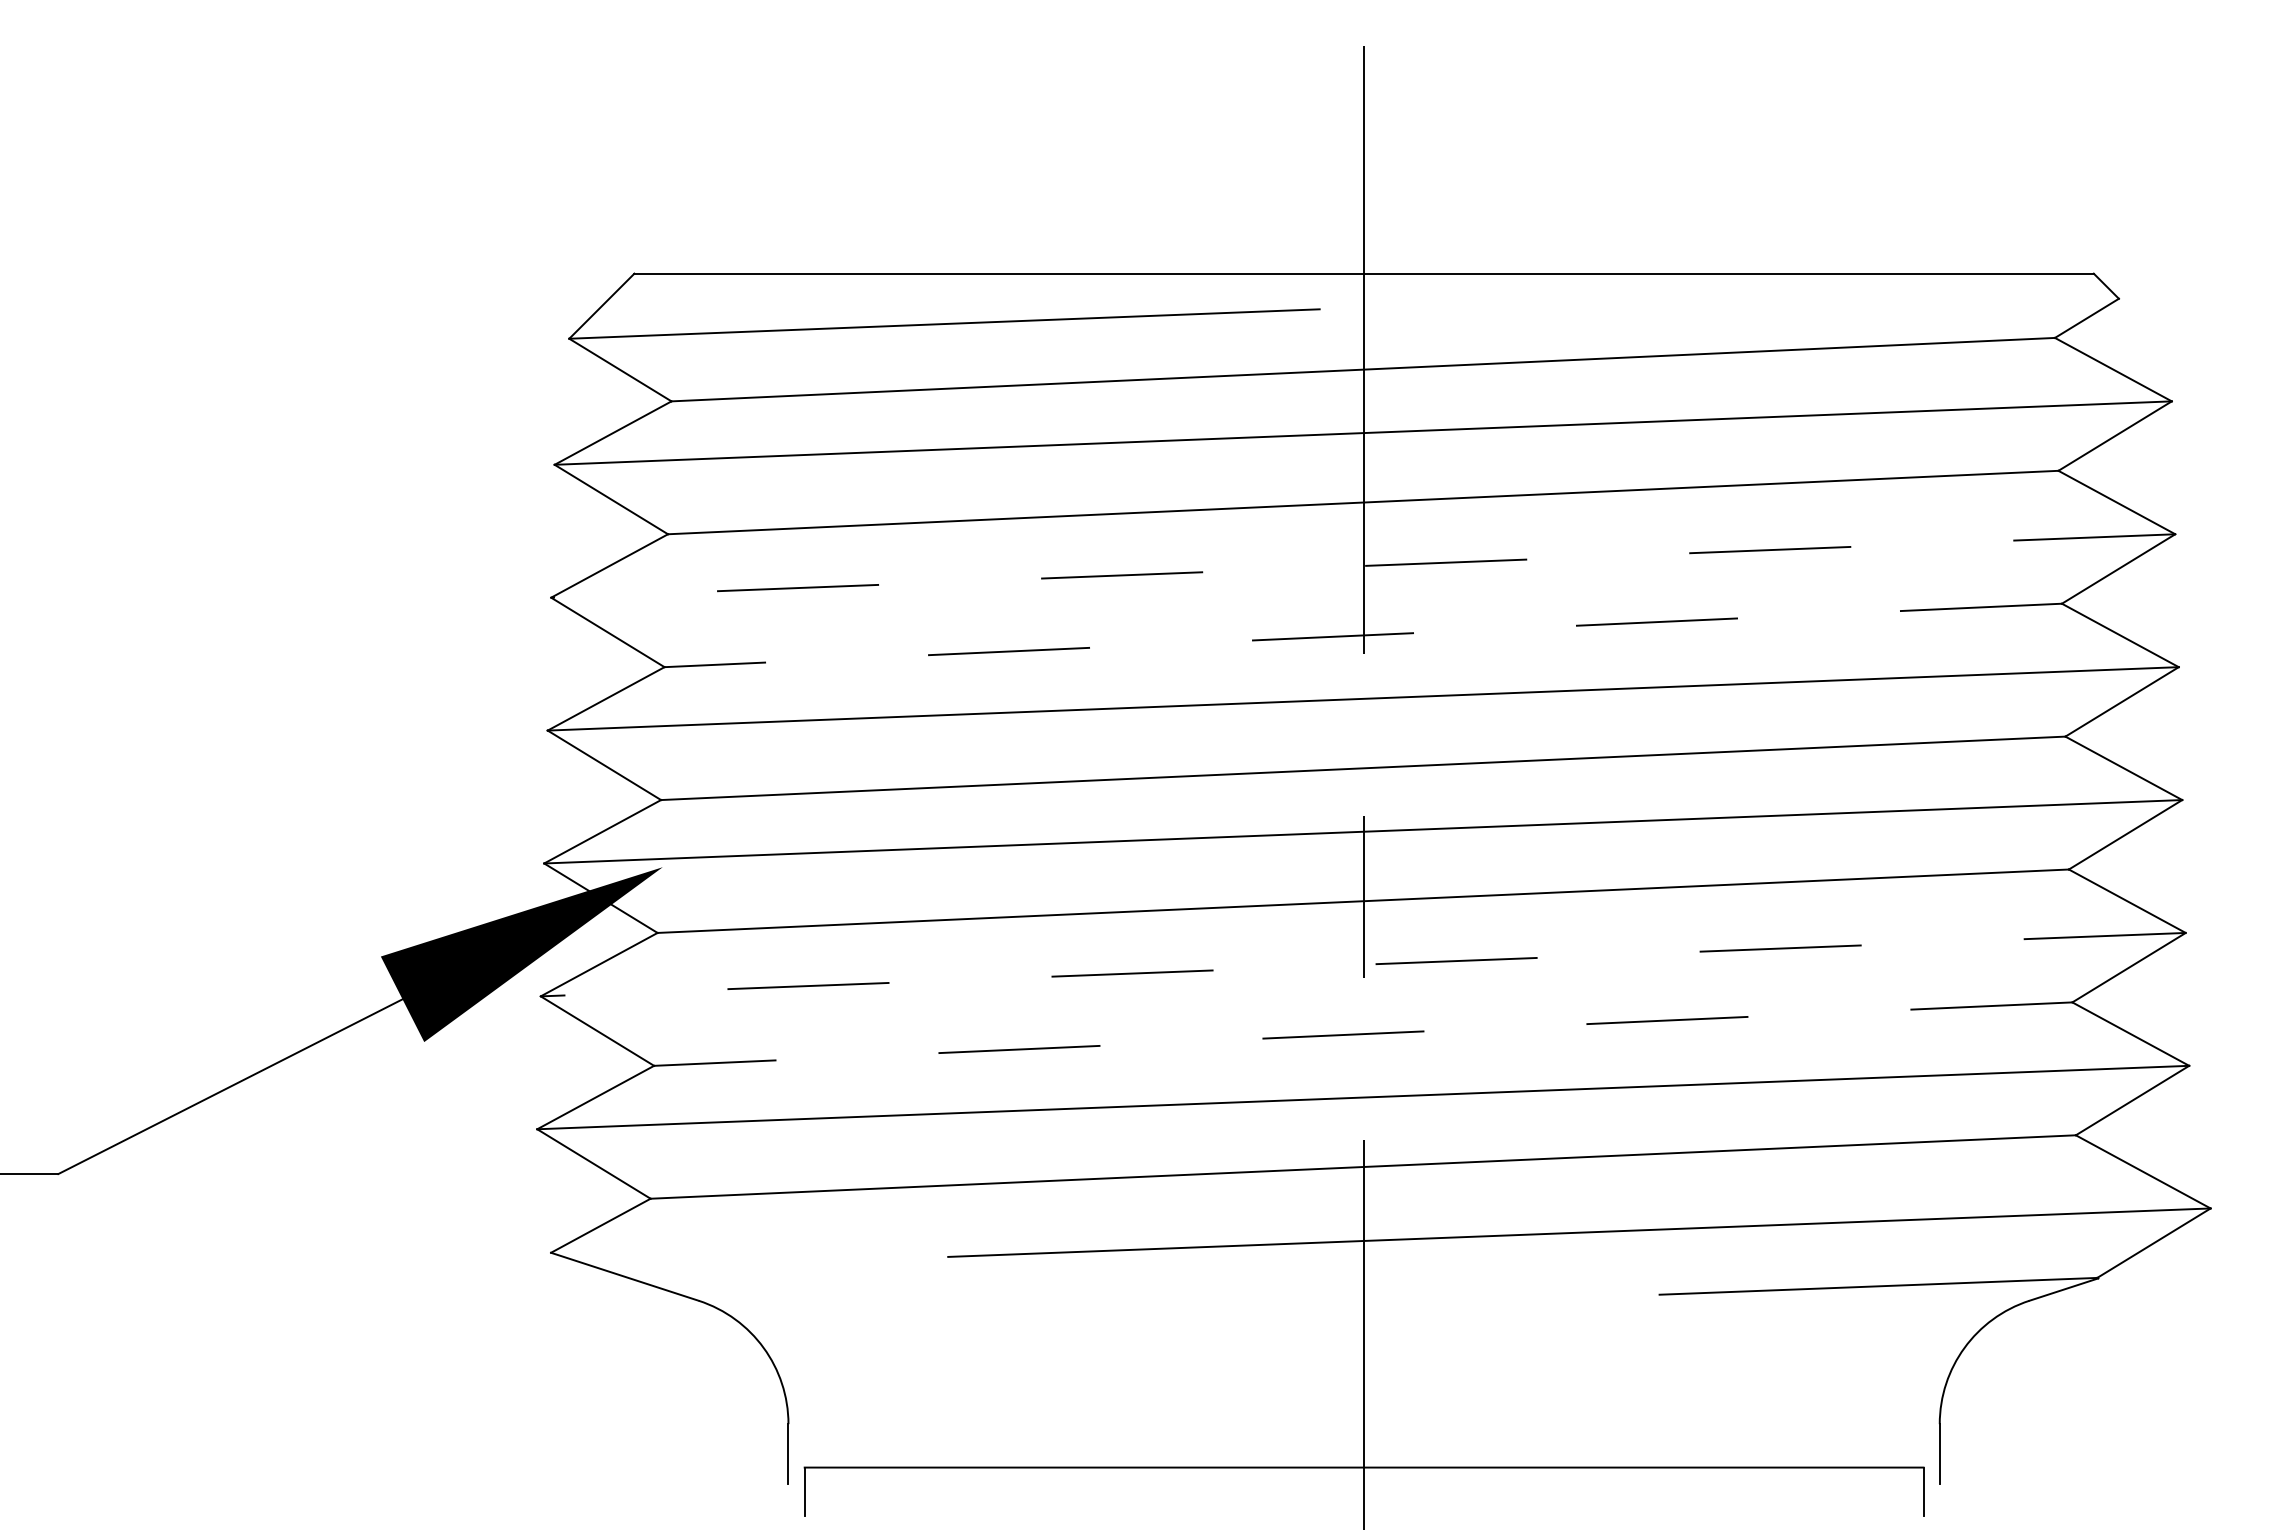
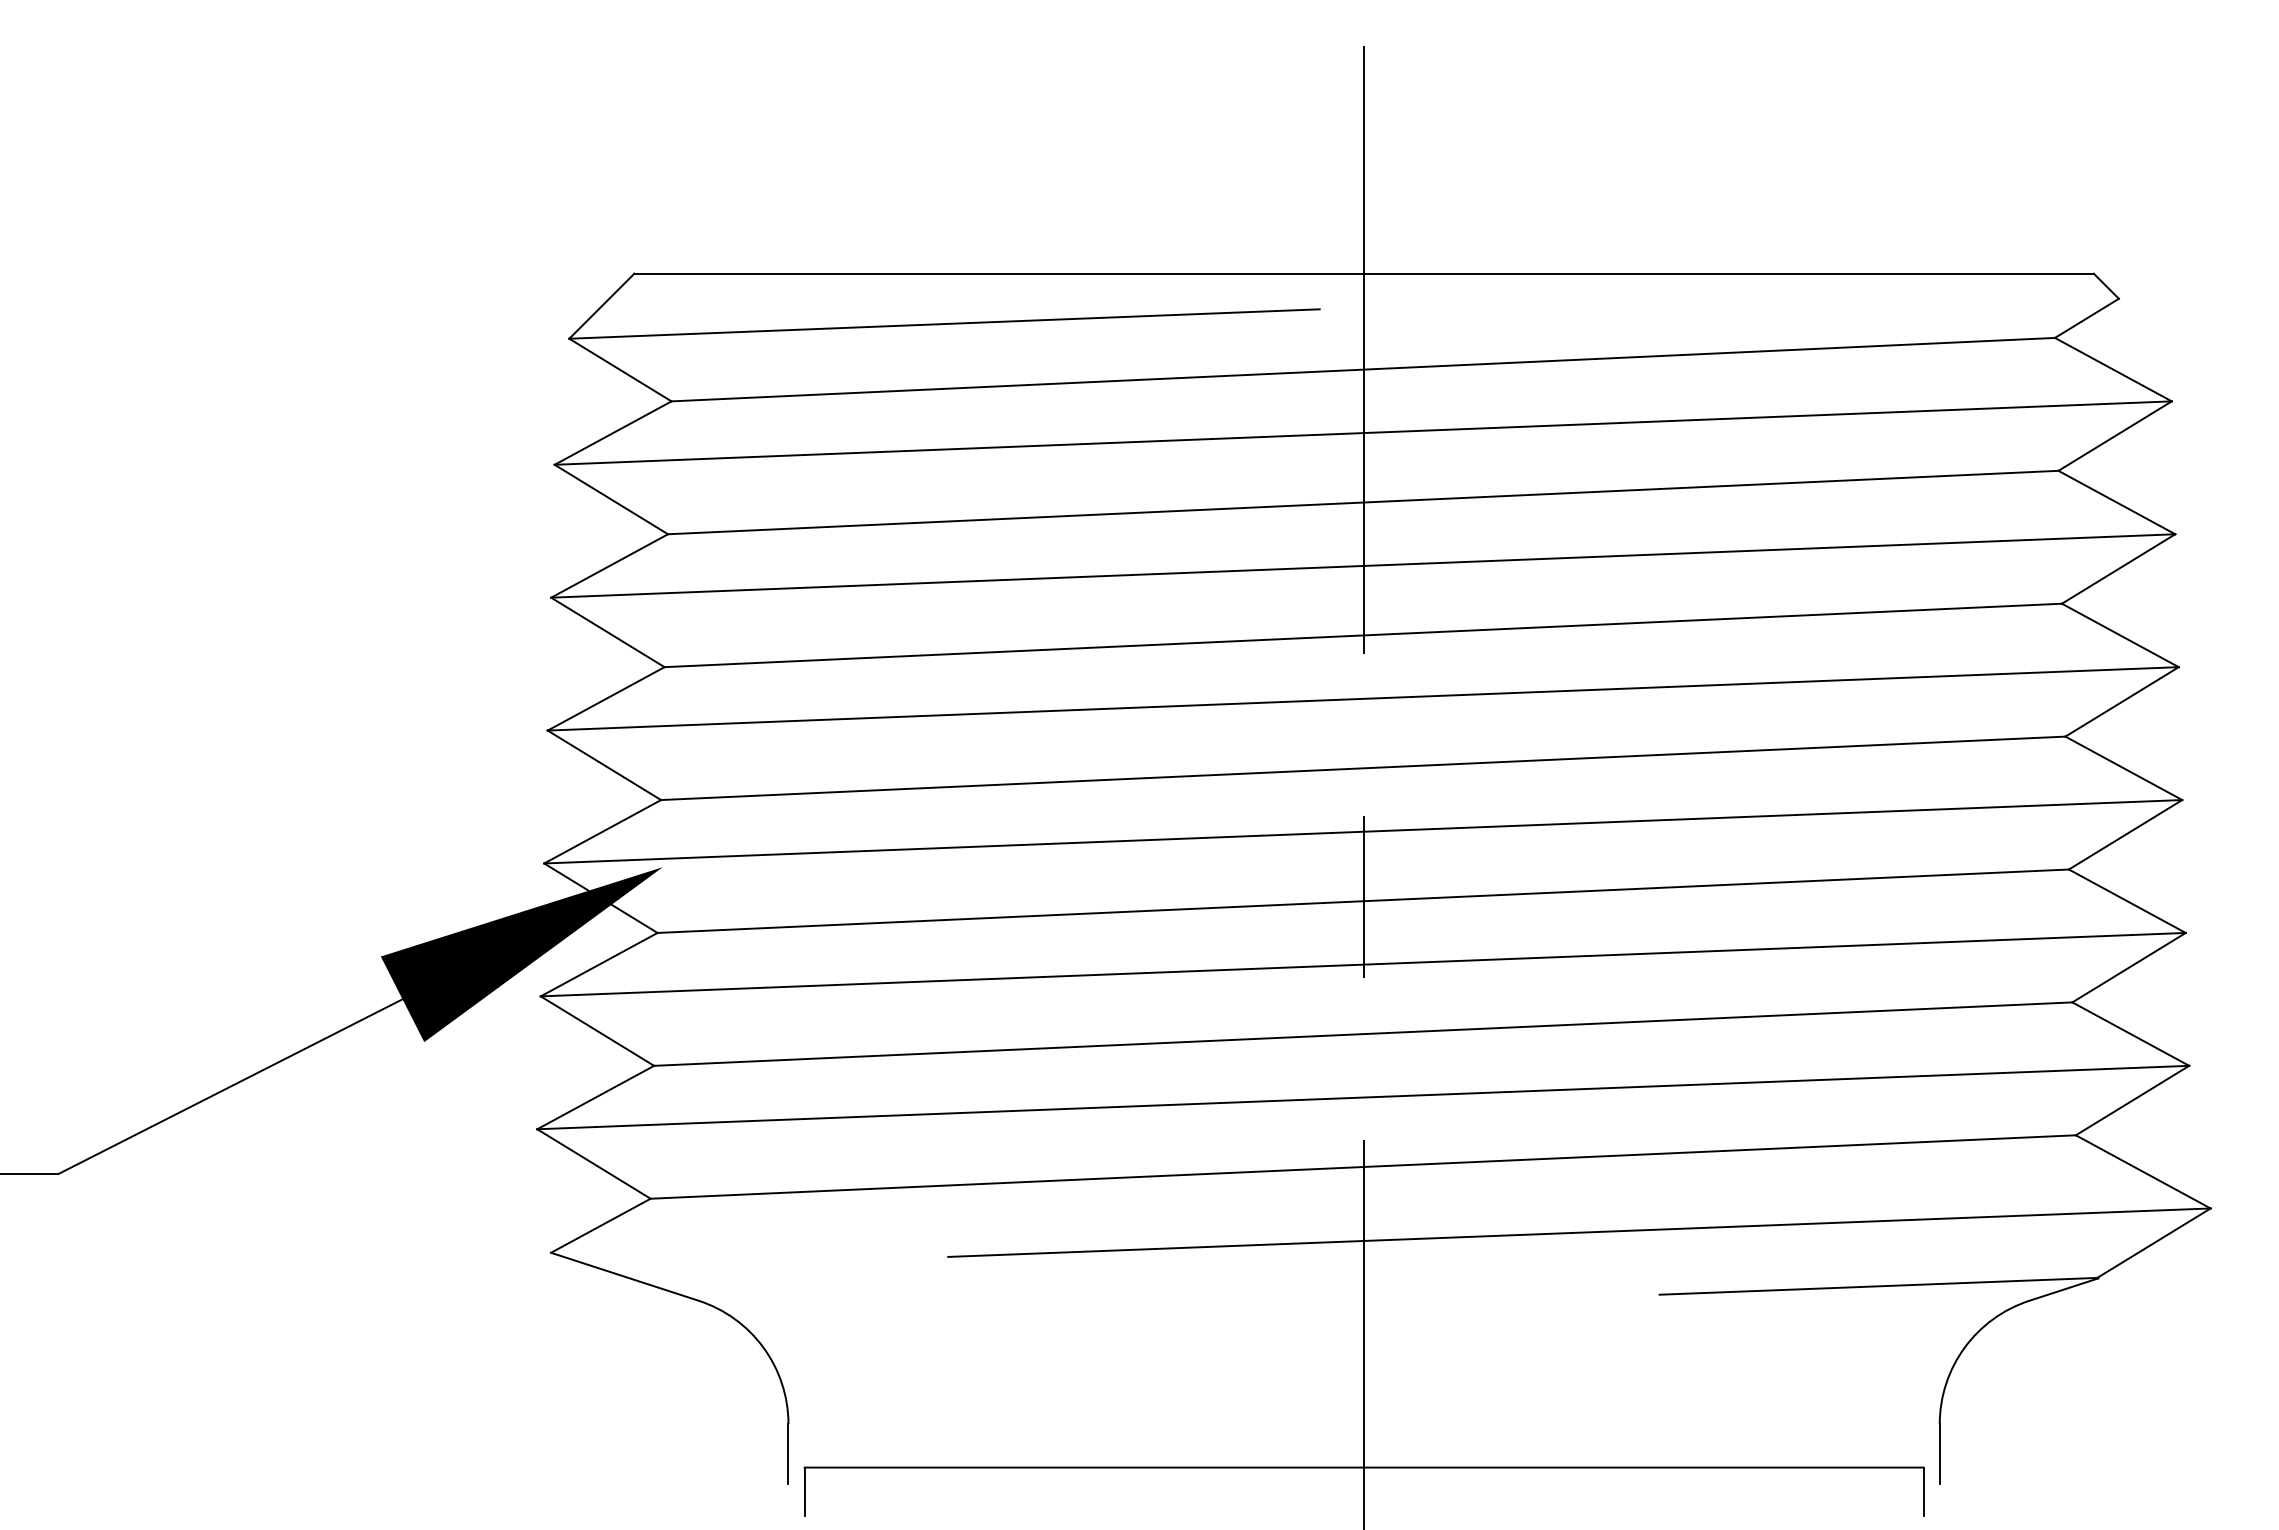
line: dashed -> solid (1363, 565)
line: dashed -> solid (1362, 635)
line: dashed -> solid (1362, 964)
line: dashed -> solid (1363, 1034)
